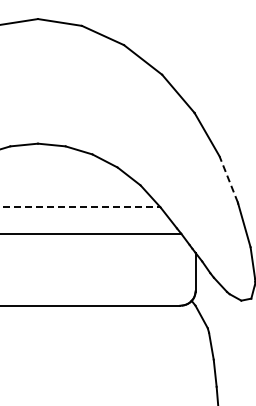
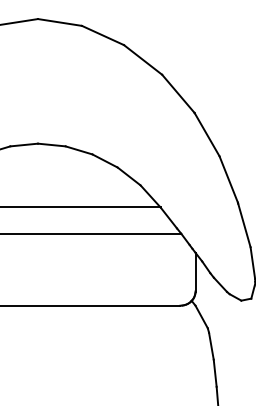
line: dashed -> solid (228, 179)
line: dashed -> solid (80, 207)
